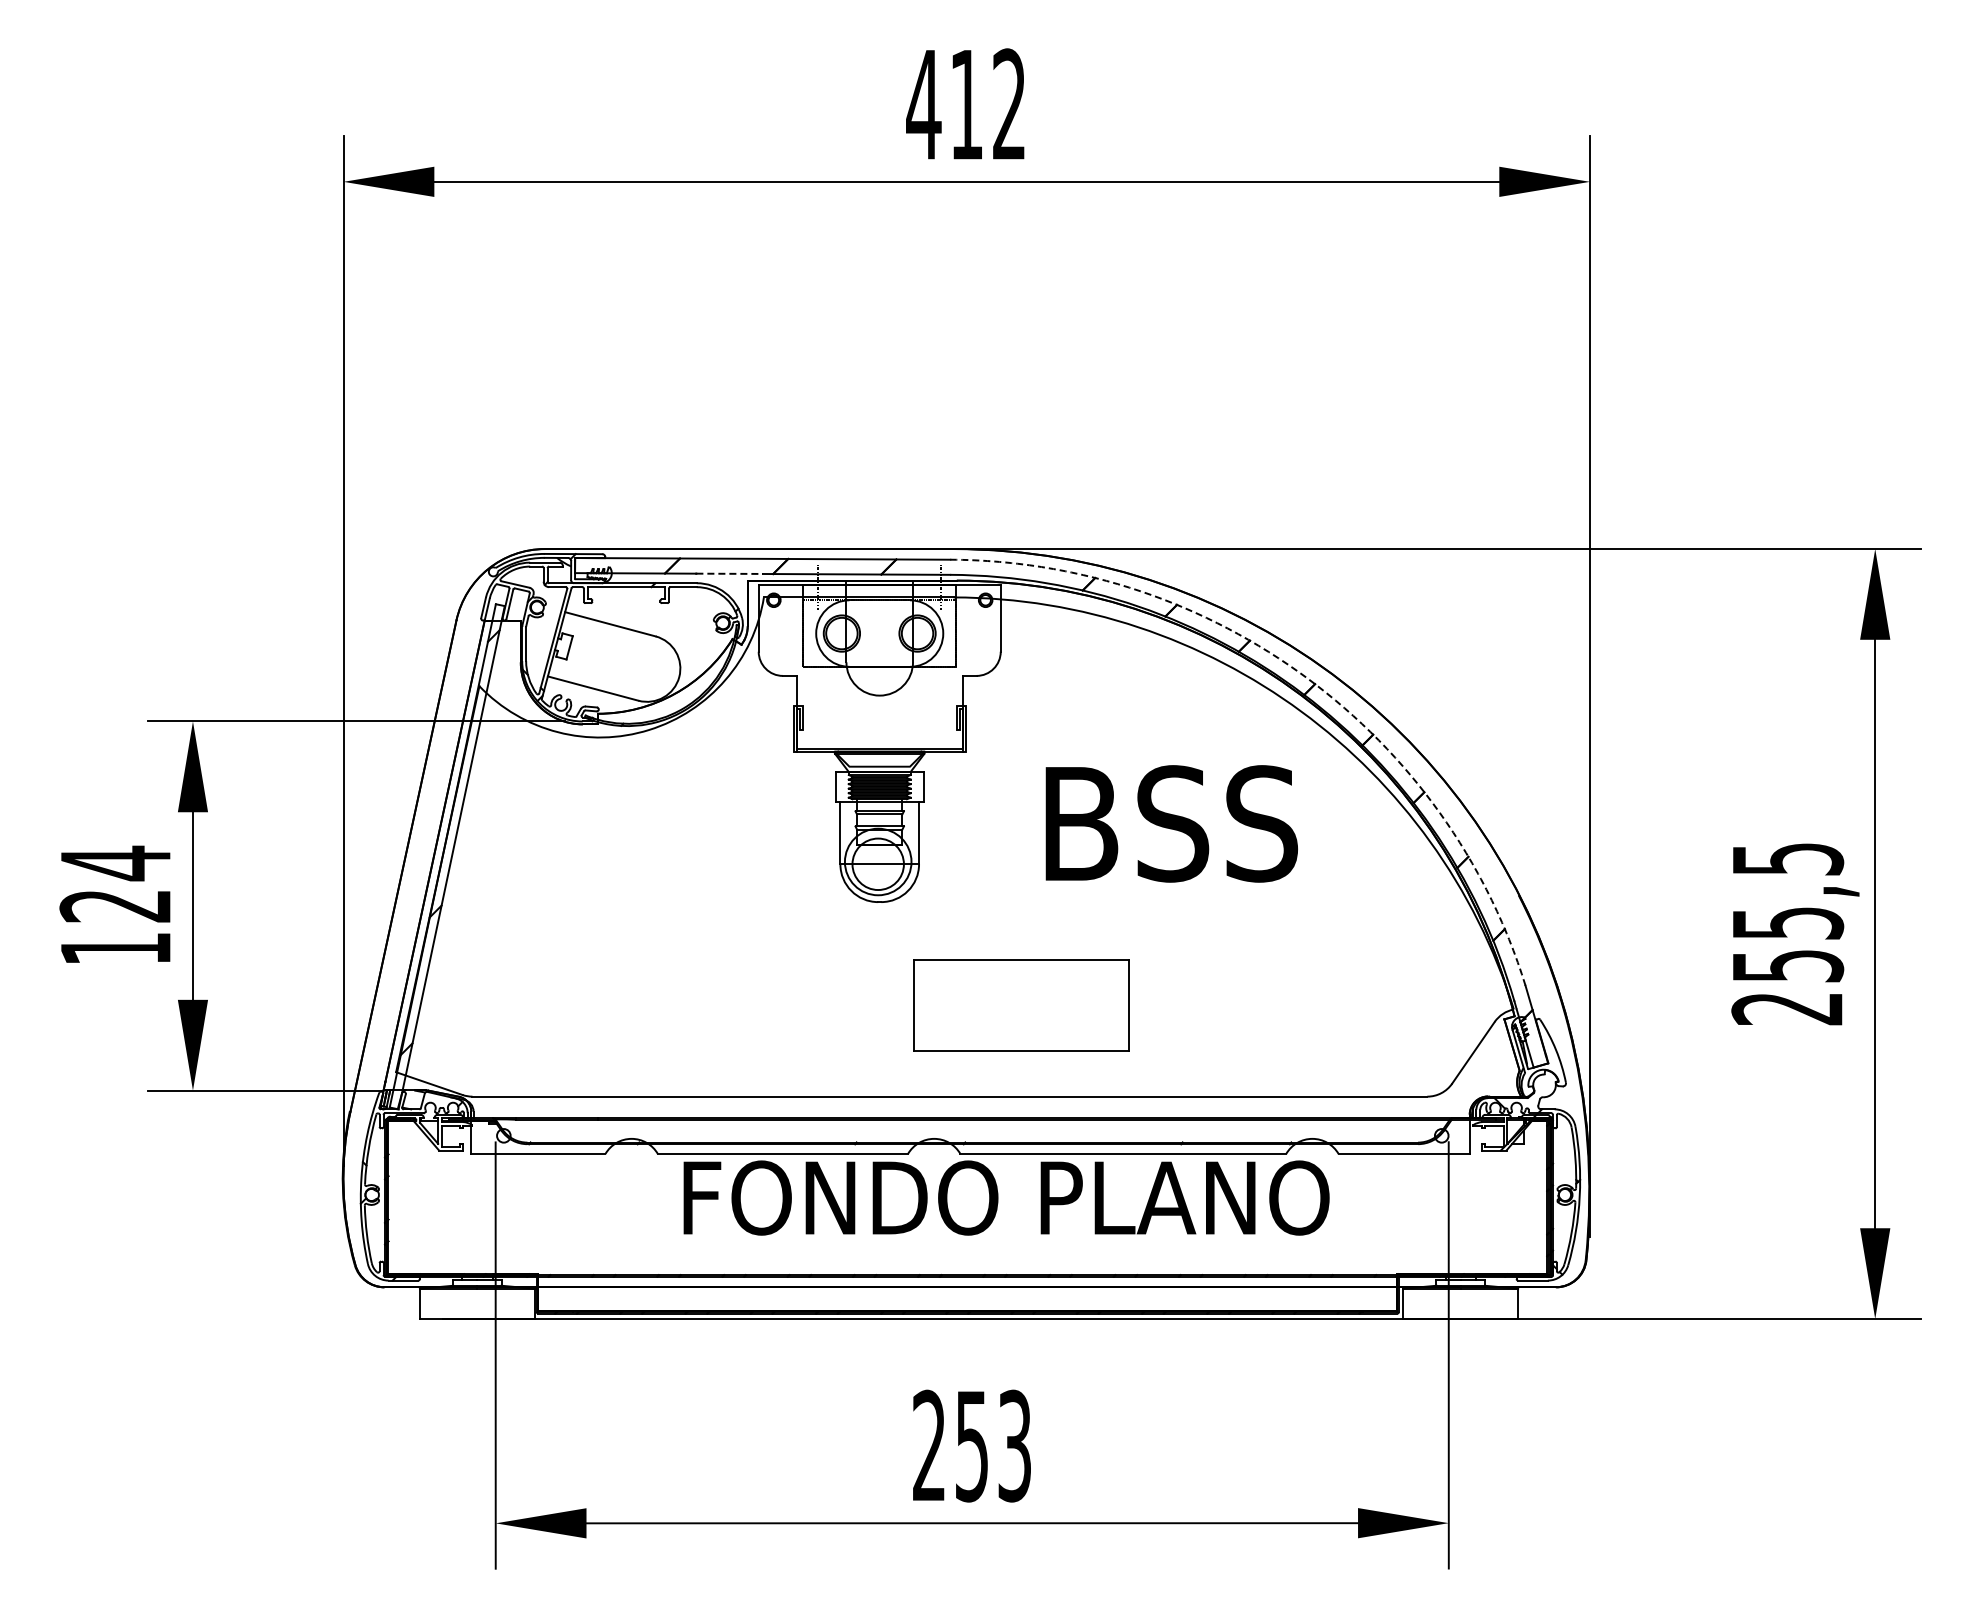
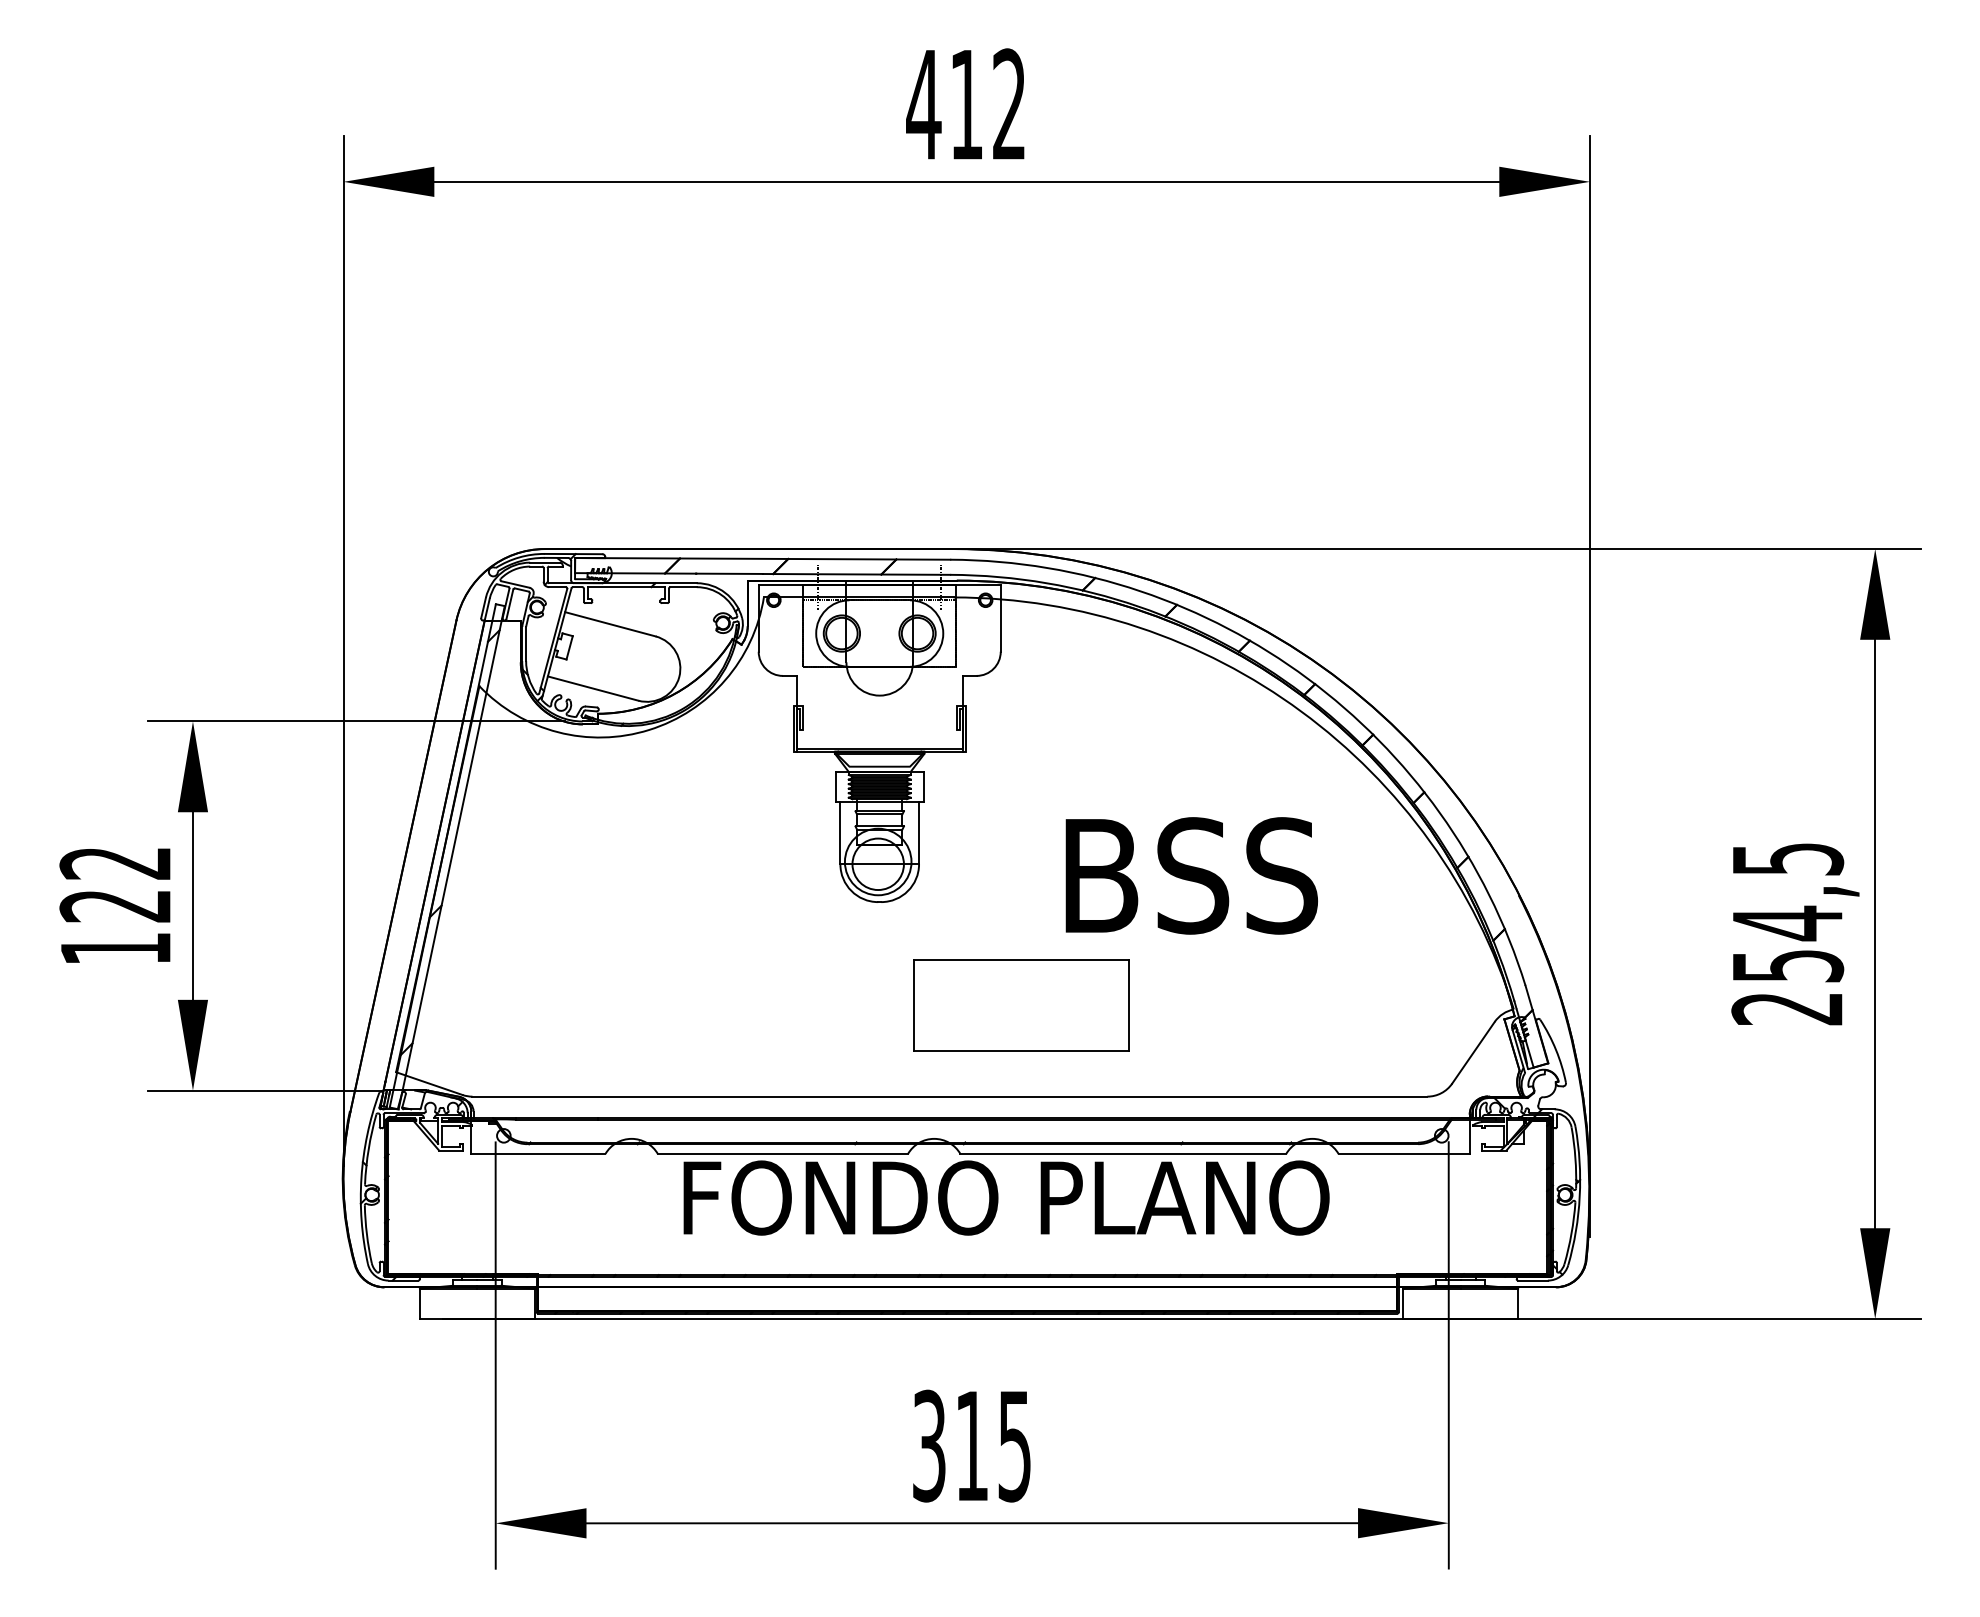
line: dashed -> solid (730, 573)
arc: dashed -> solid (1307, 678)
text position: (1171, 823) -> (1191, 875) (1191, 875)
text: 124 -> 122 (114, 863)
text: 255,5 -> 254,5 (1788, 923)
text: 253 -> 315 (971, 1445)
